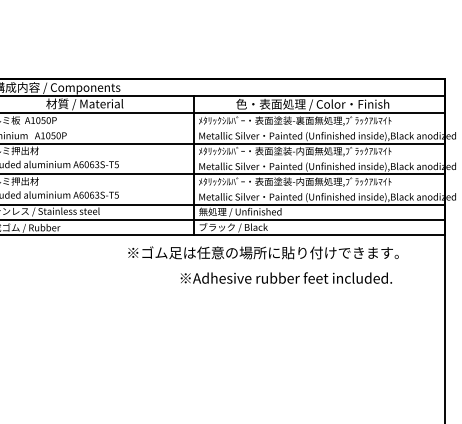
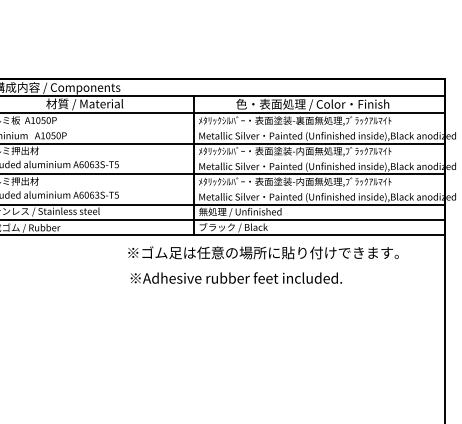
text position: (285, 277) -> (235, 277) (235, 277)
